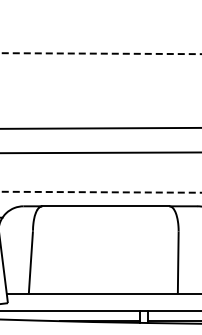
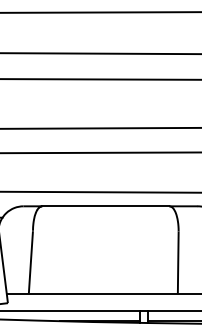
line: none -> present (100, 12)
line: dashed -> solid (100, 53)
line: none -> present (100, 79)
line: dashed -> solid (101, 192)
